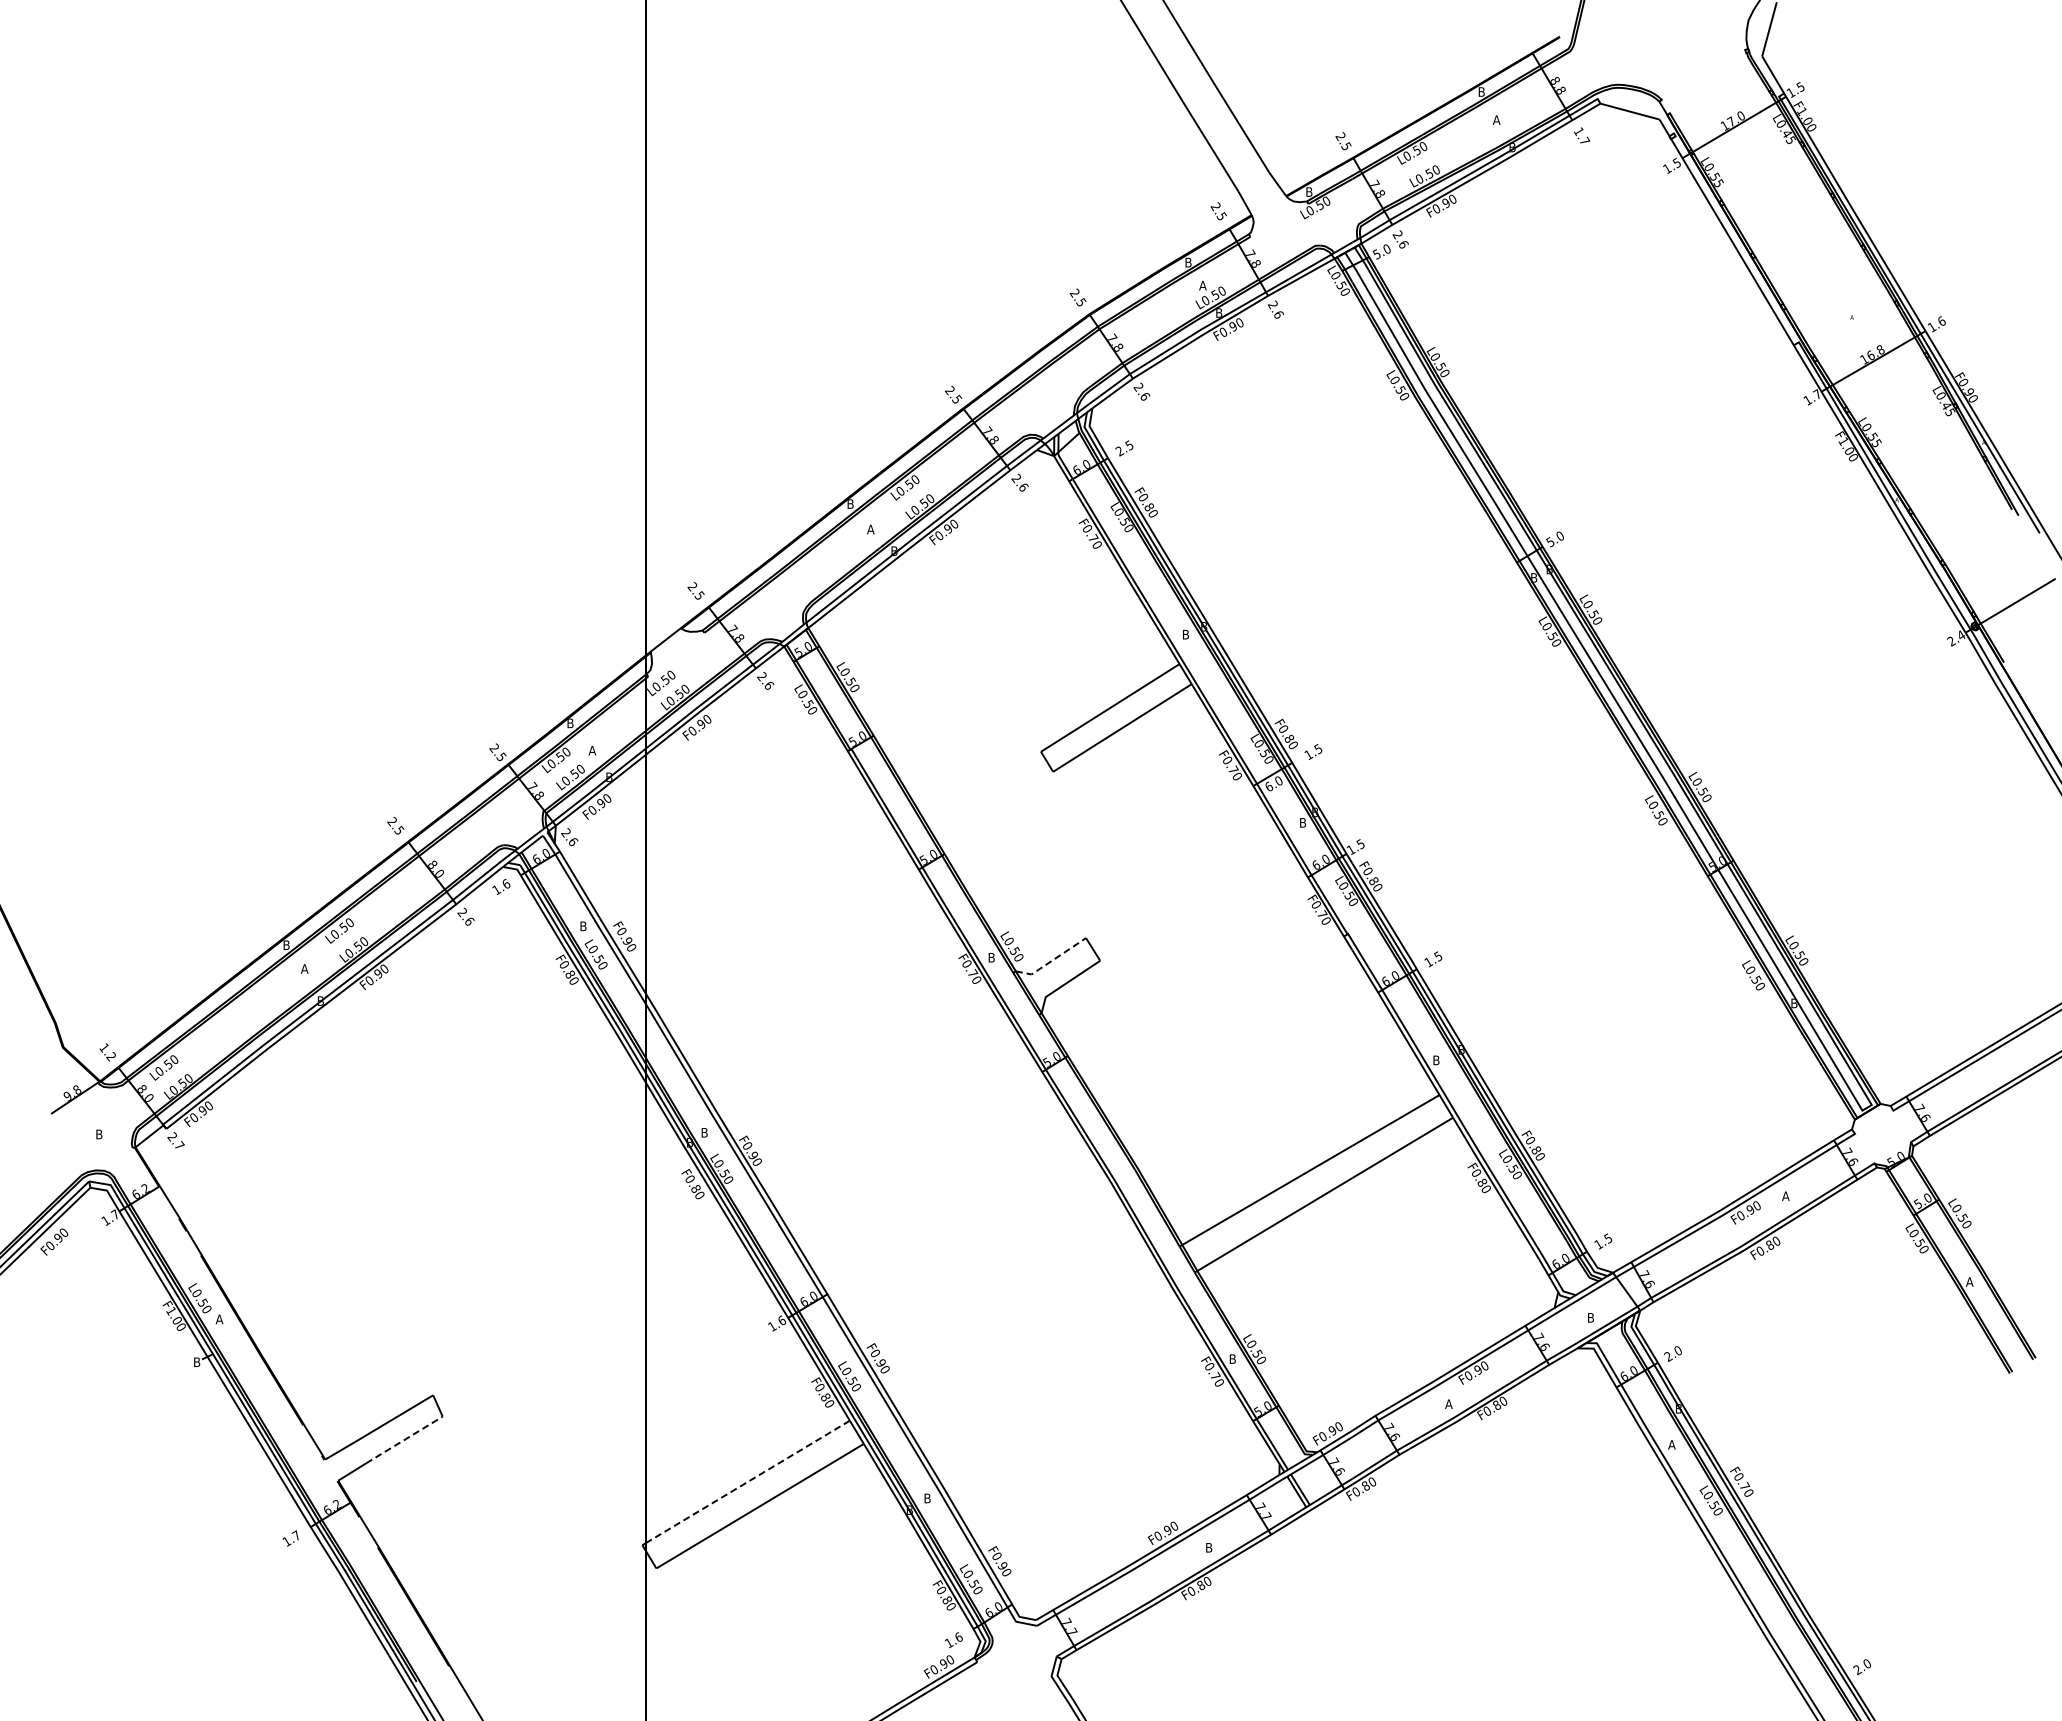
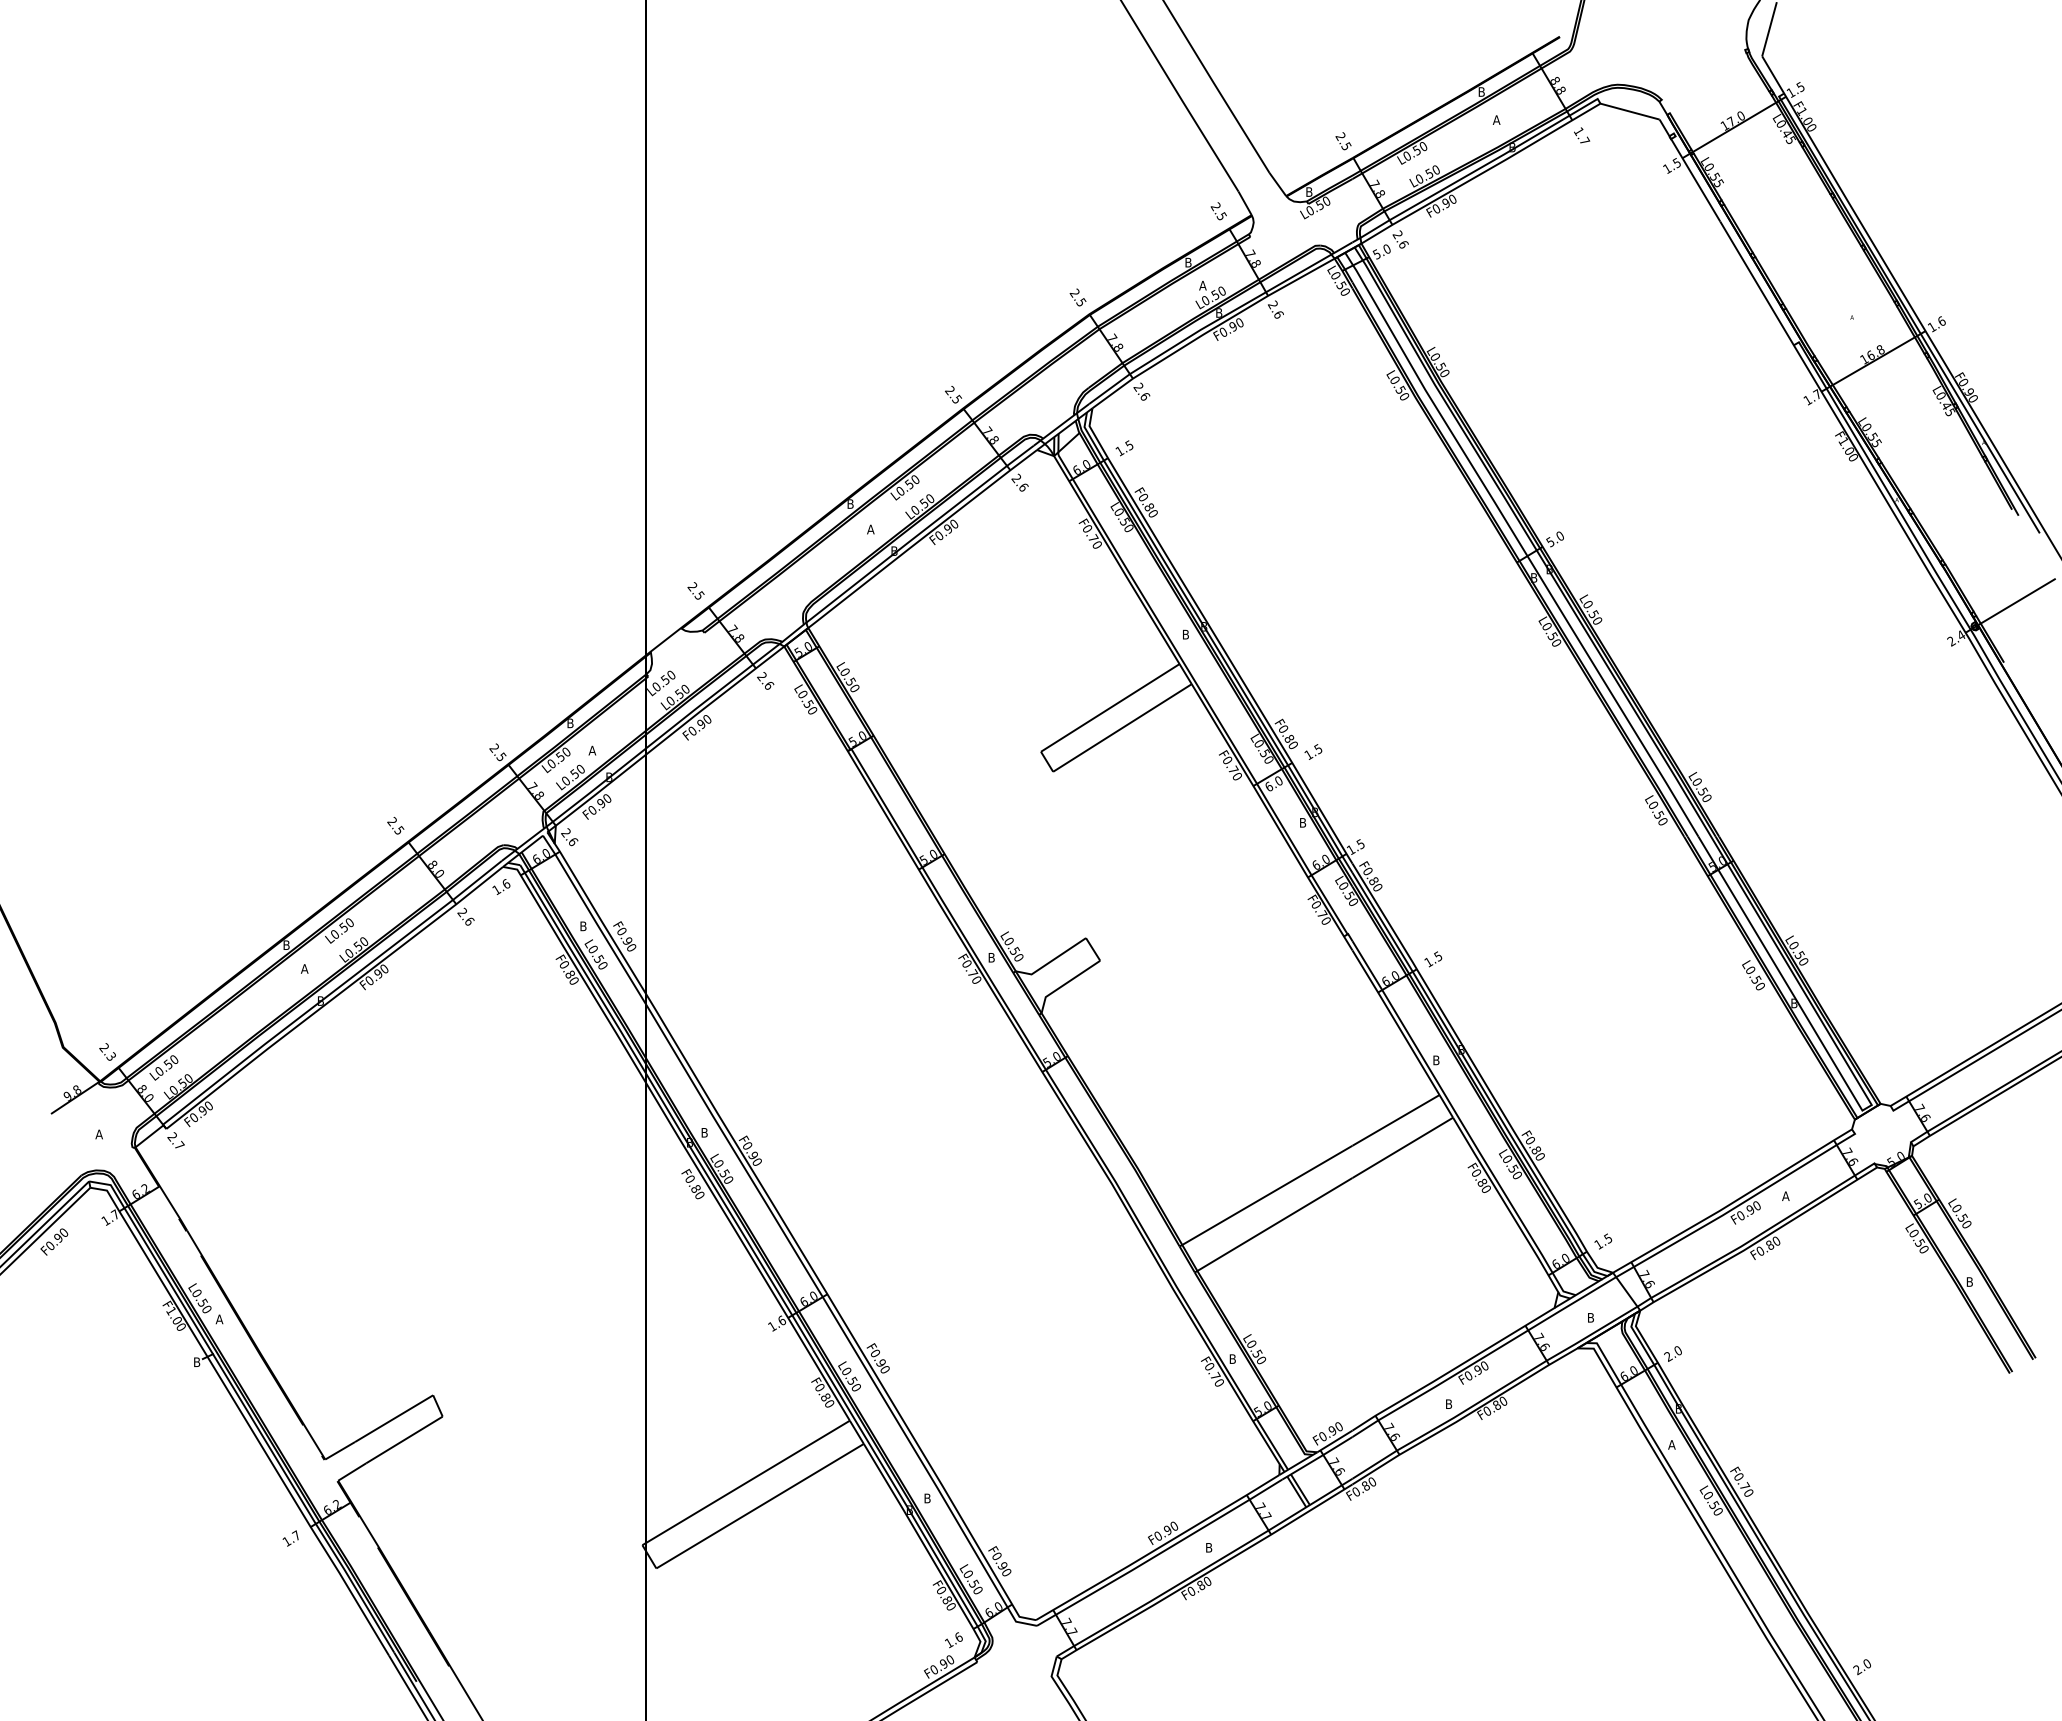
text: 2.5 -> 1.5 (1119, 451)
line: dashed -> solid (1051, 961)
text: 1.2 -> 2.3 (107, 1052)
text: B -> A (98, 1134)
text: A -> B (1969, 1281)
text: A -> B (1448, 1403)
line: dashed -> solid (404, 1439)
line: dashed -> solid (747, 1481)
